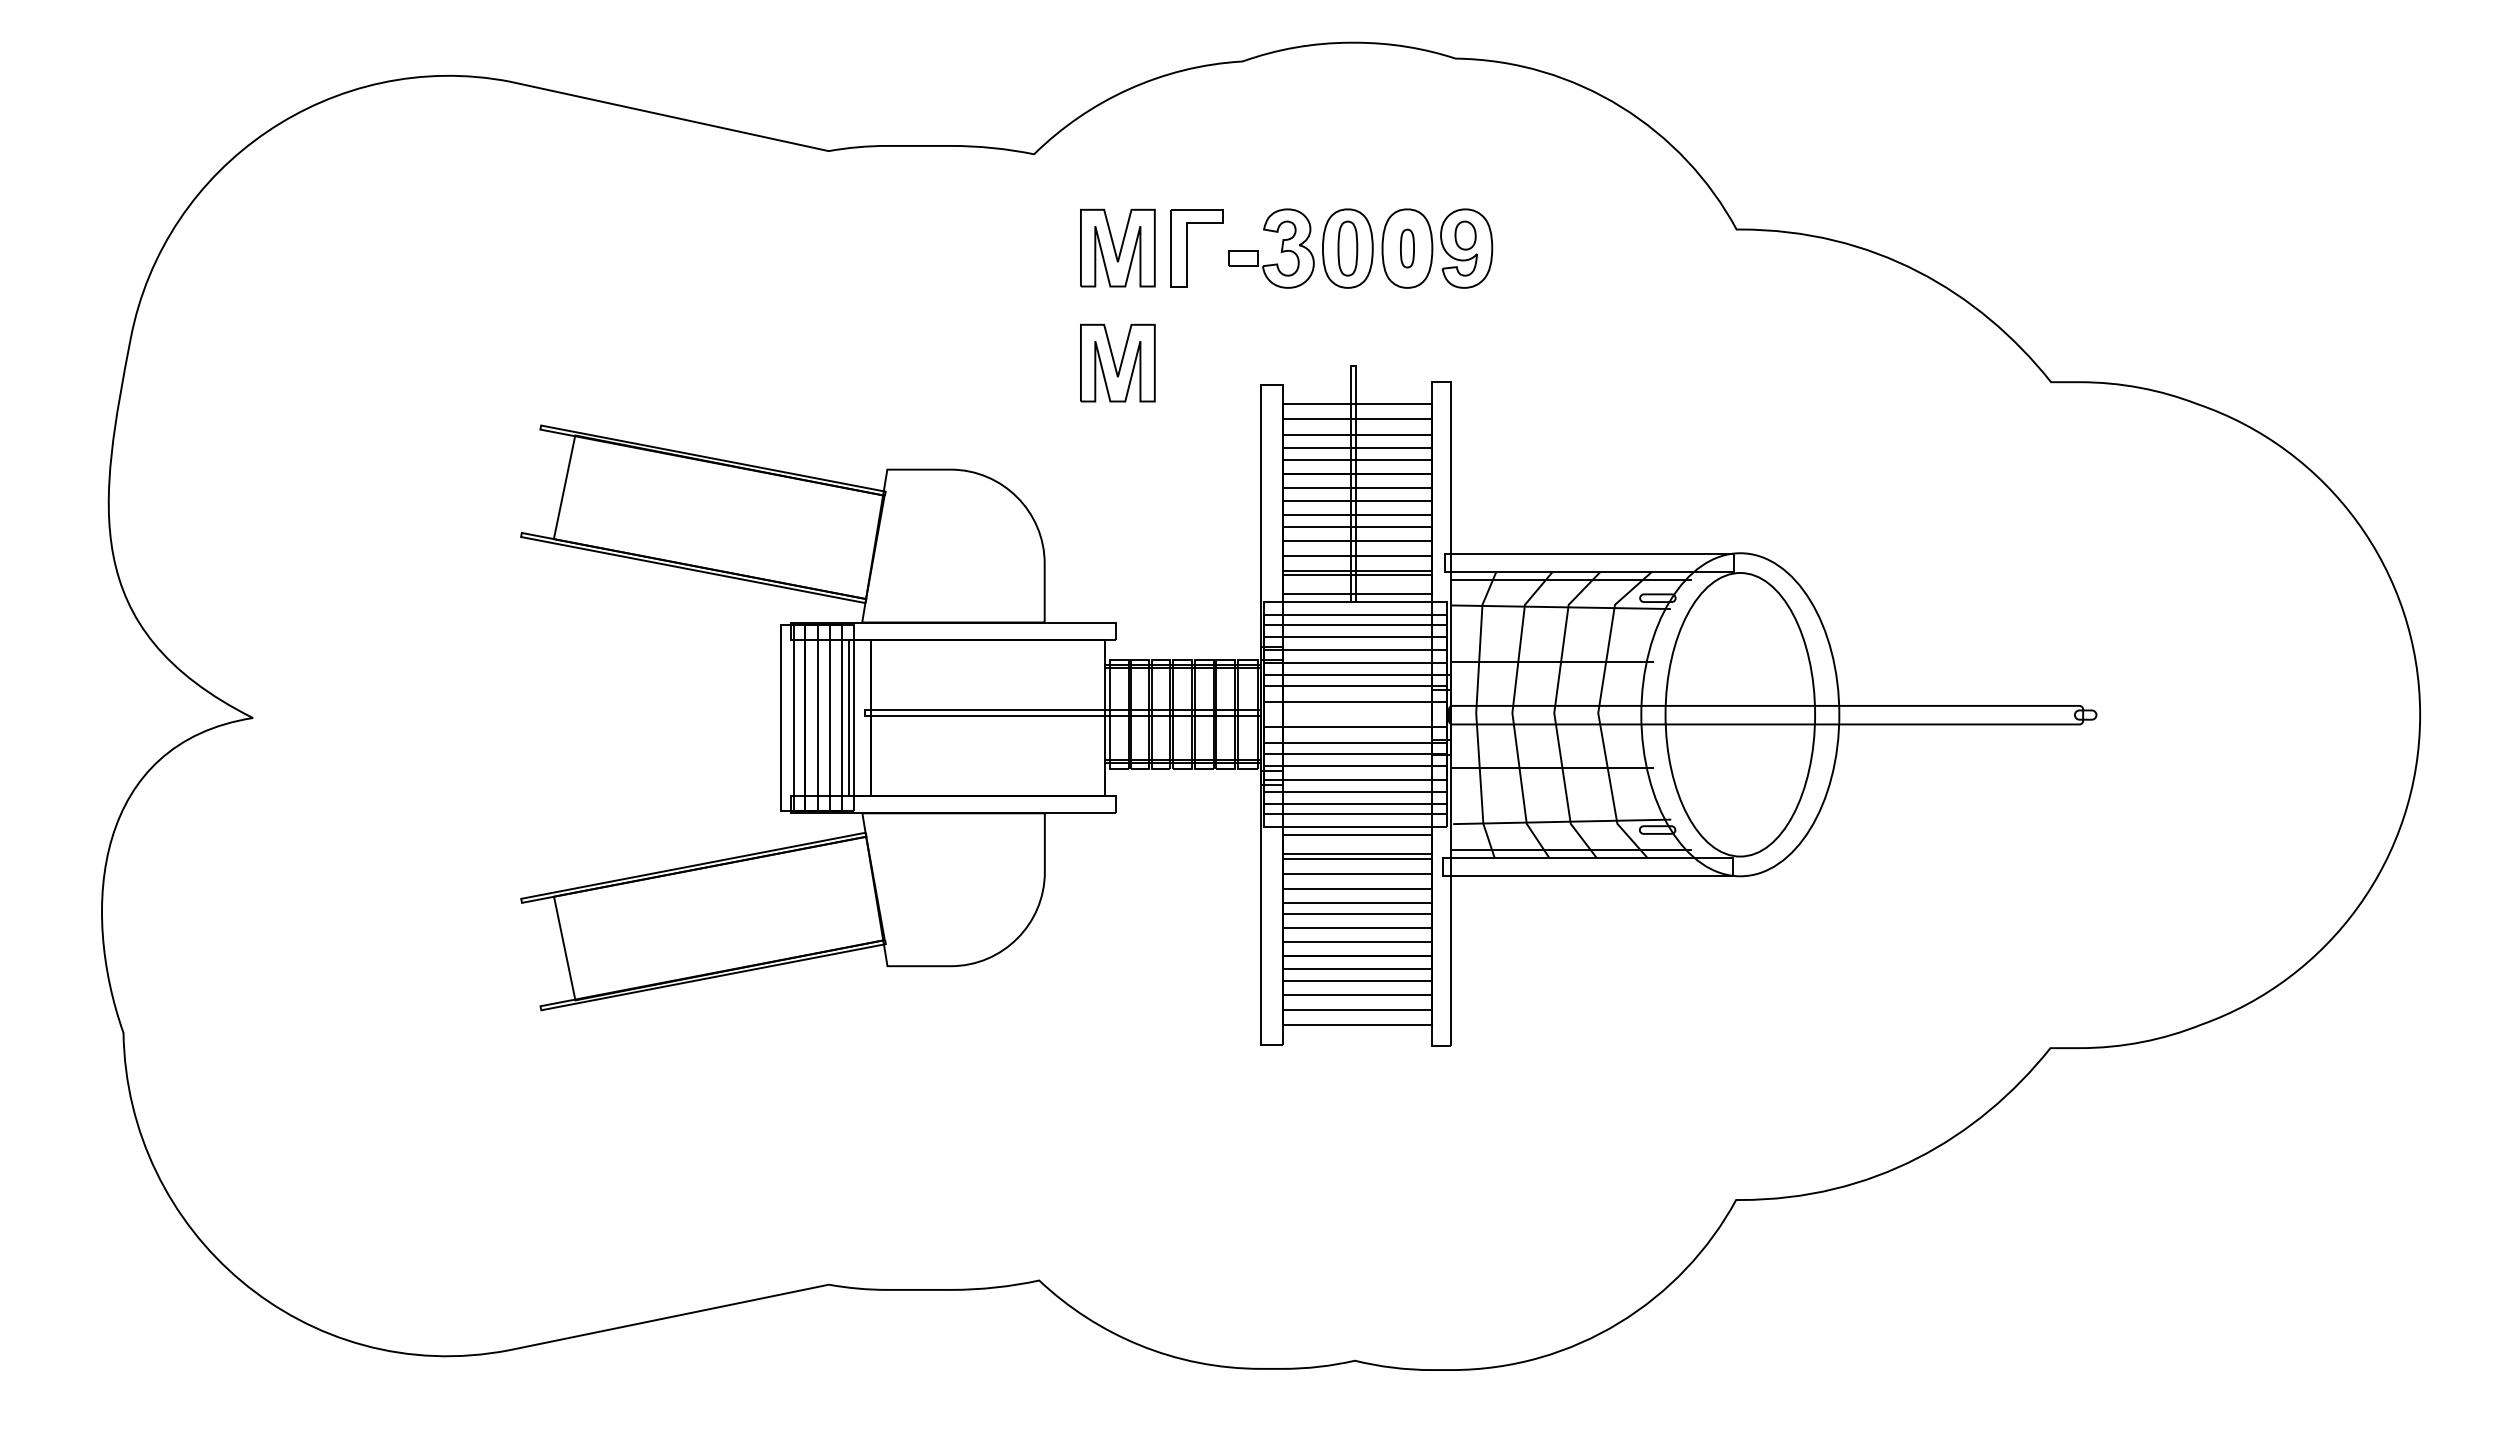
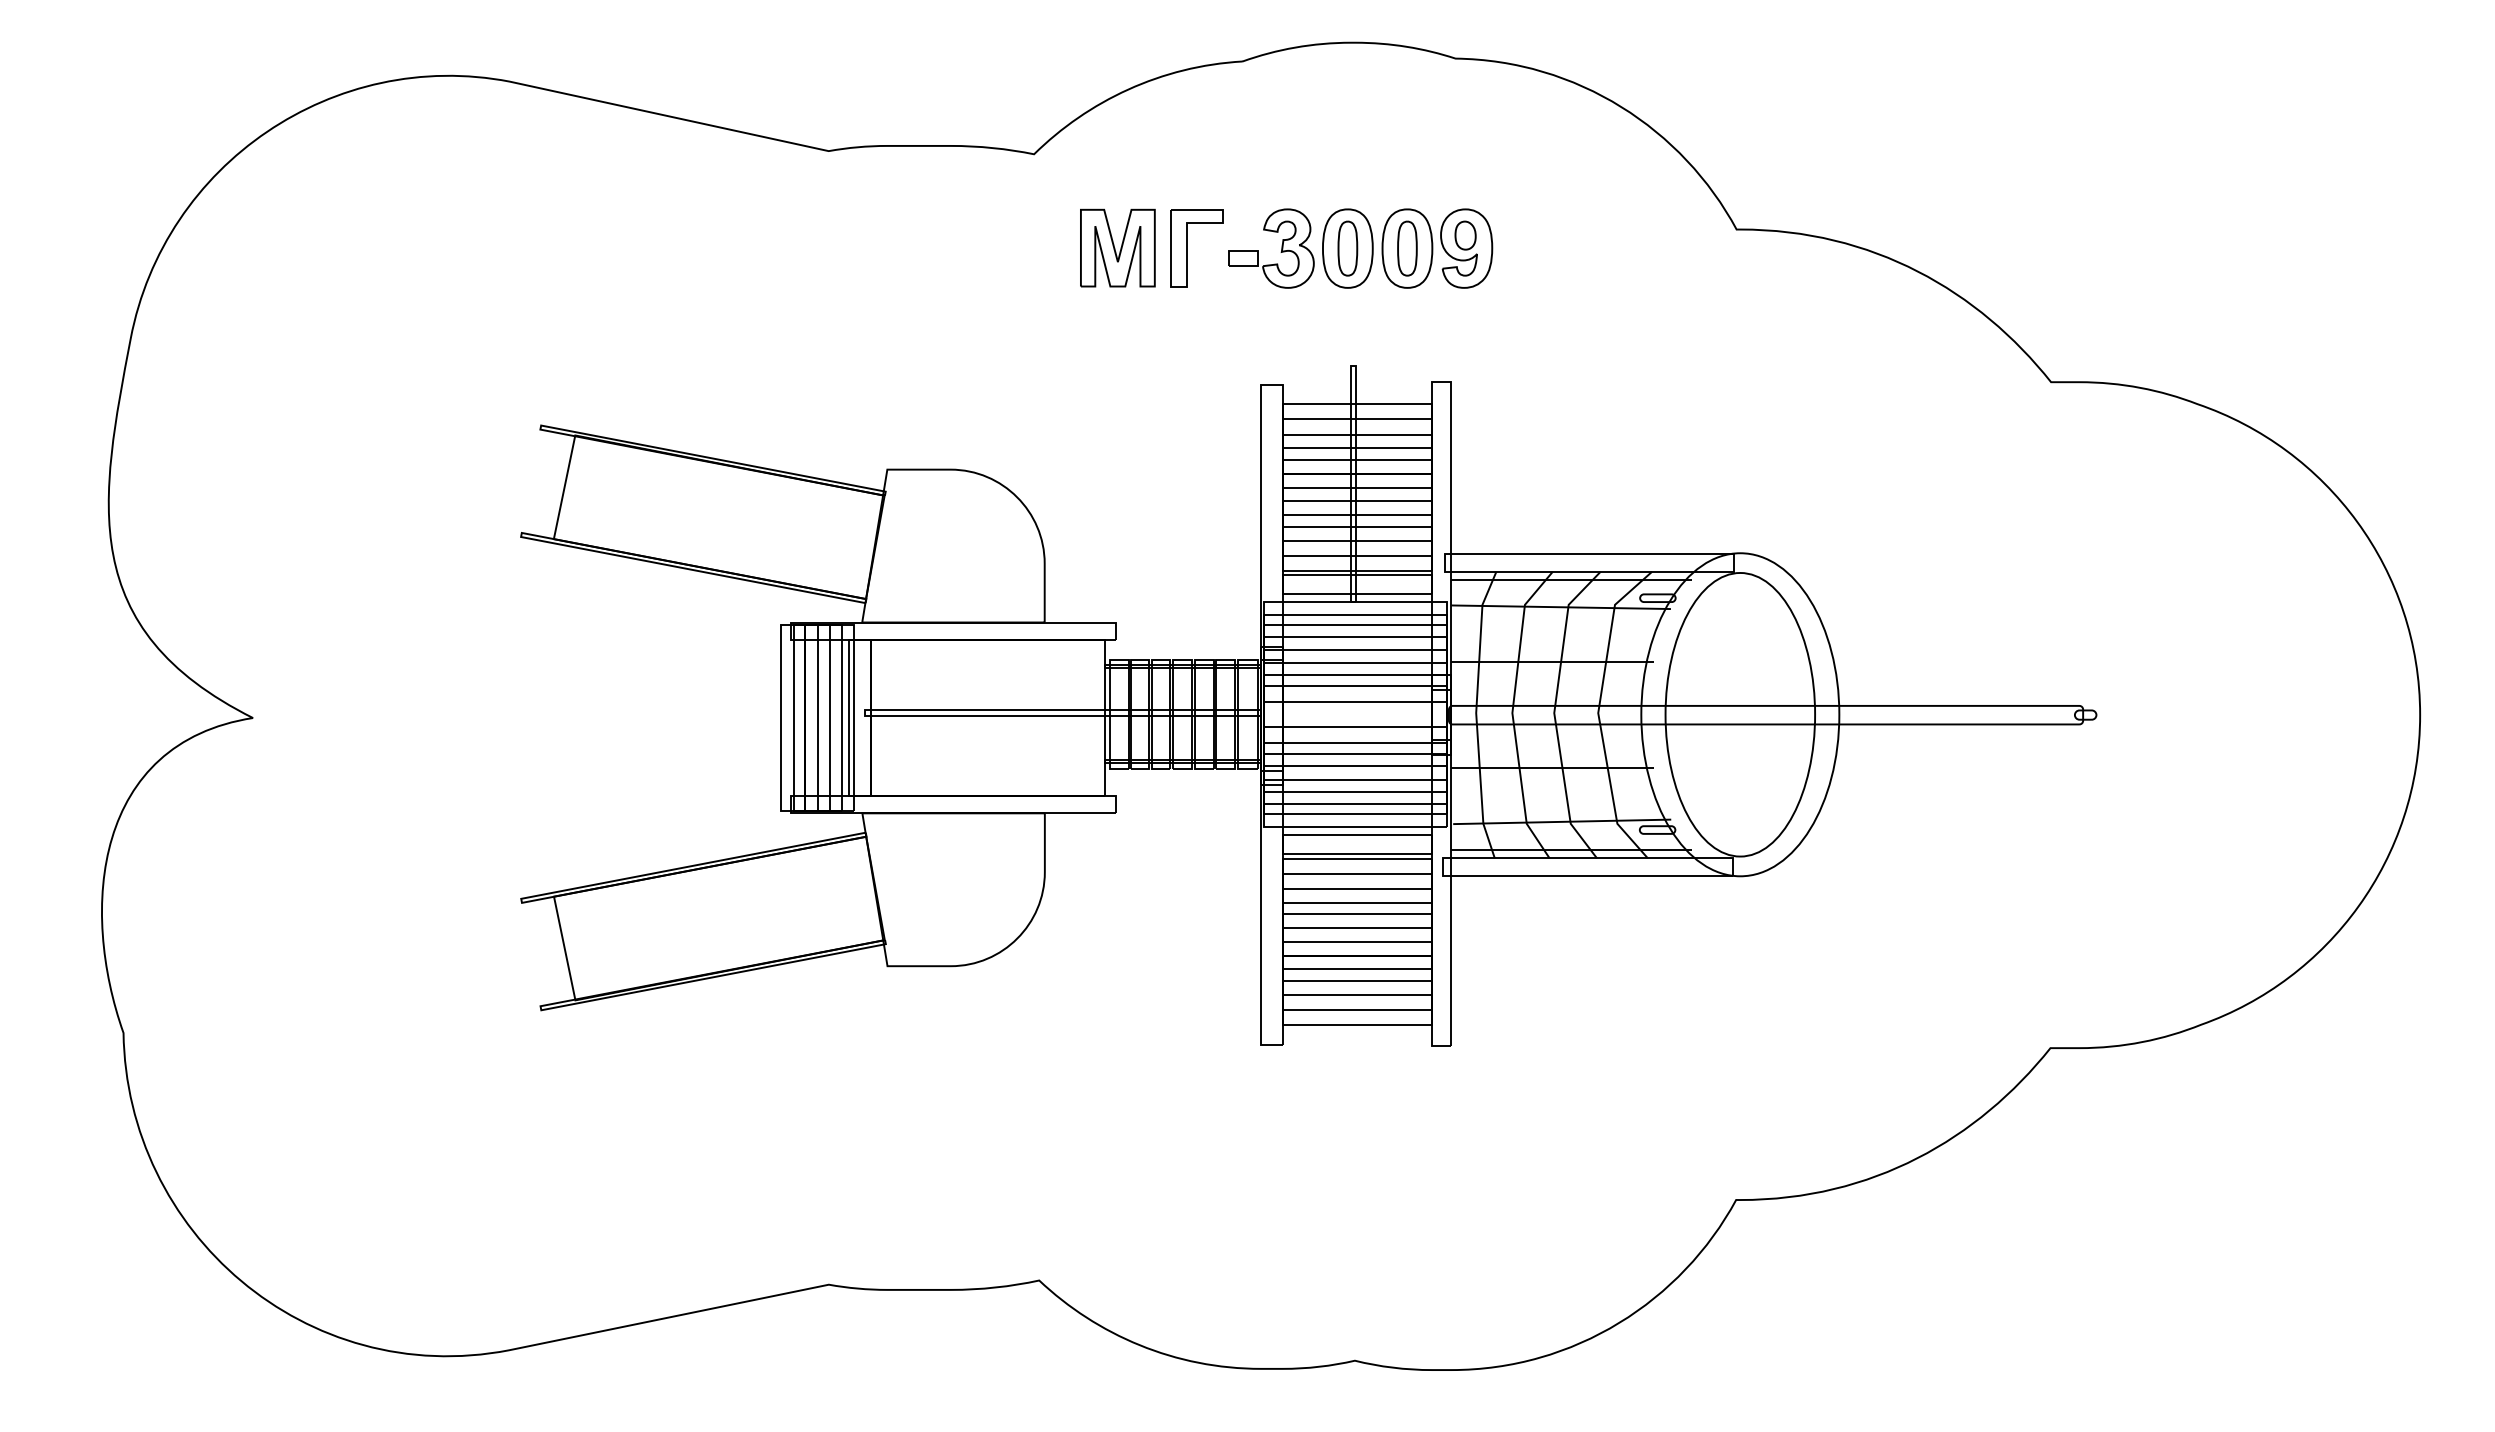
part size: 15x41 px -> 21x57 px (1407, 248)
part: present -> none (1117, 362)
